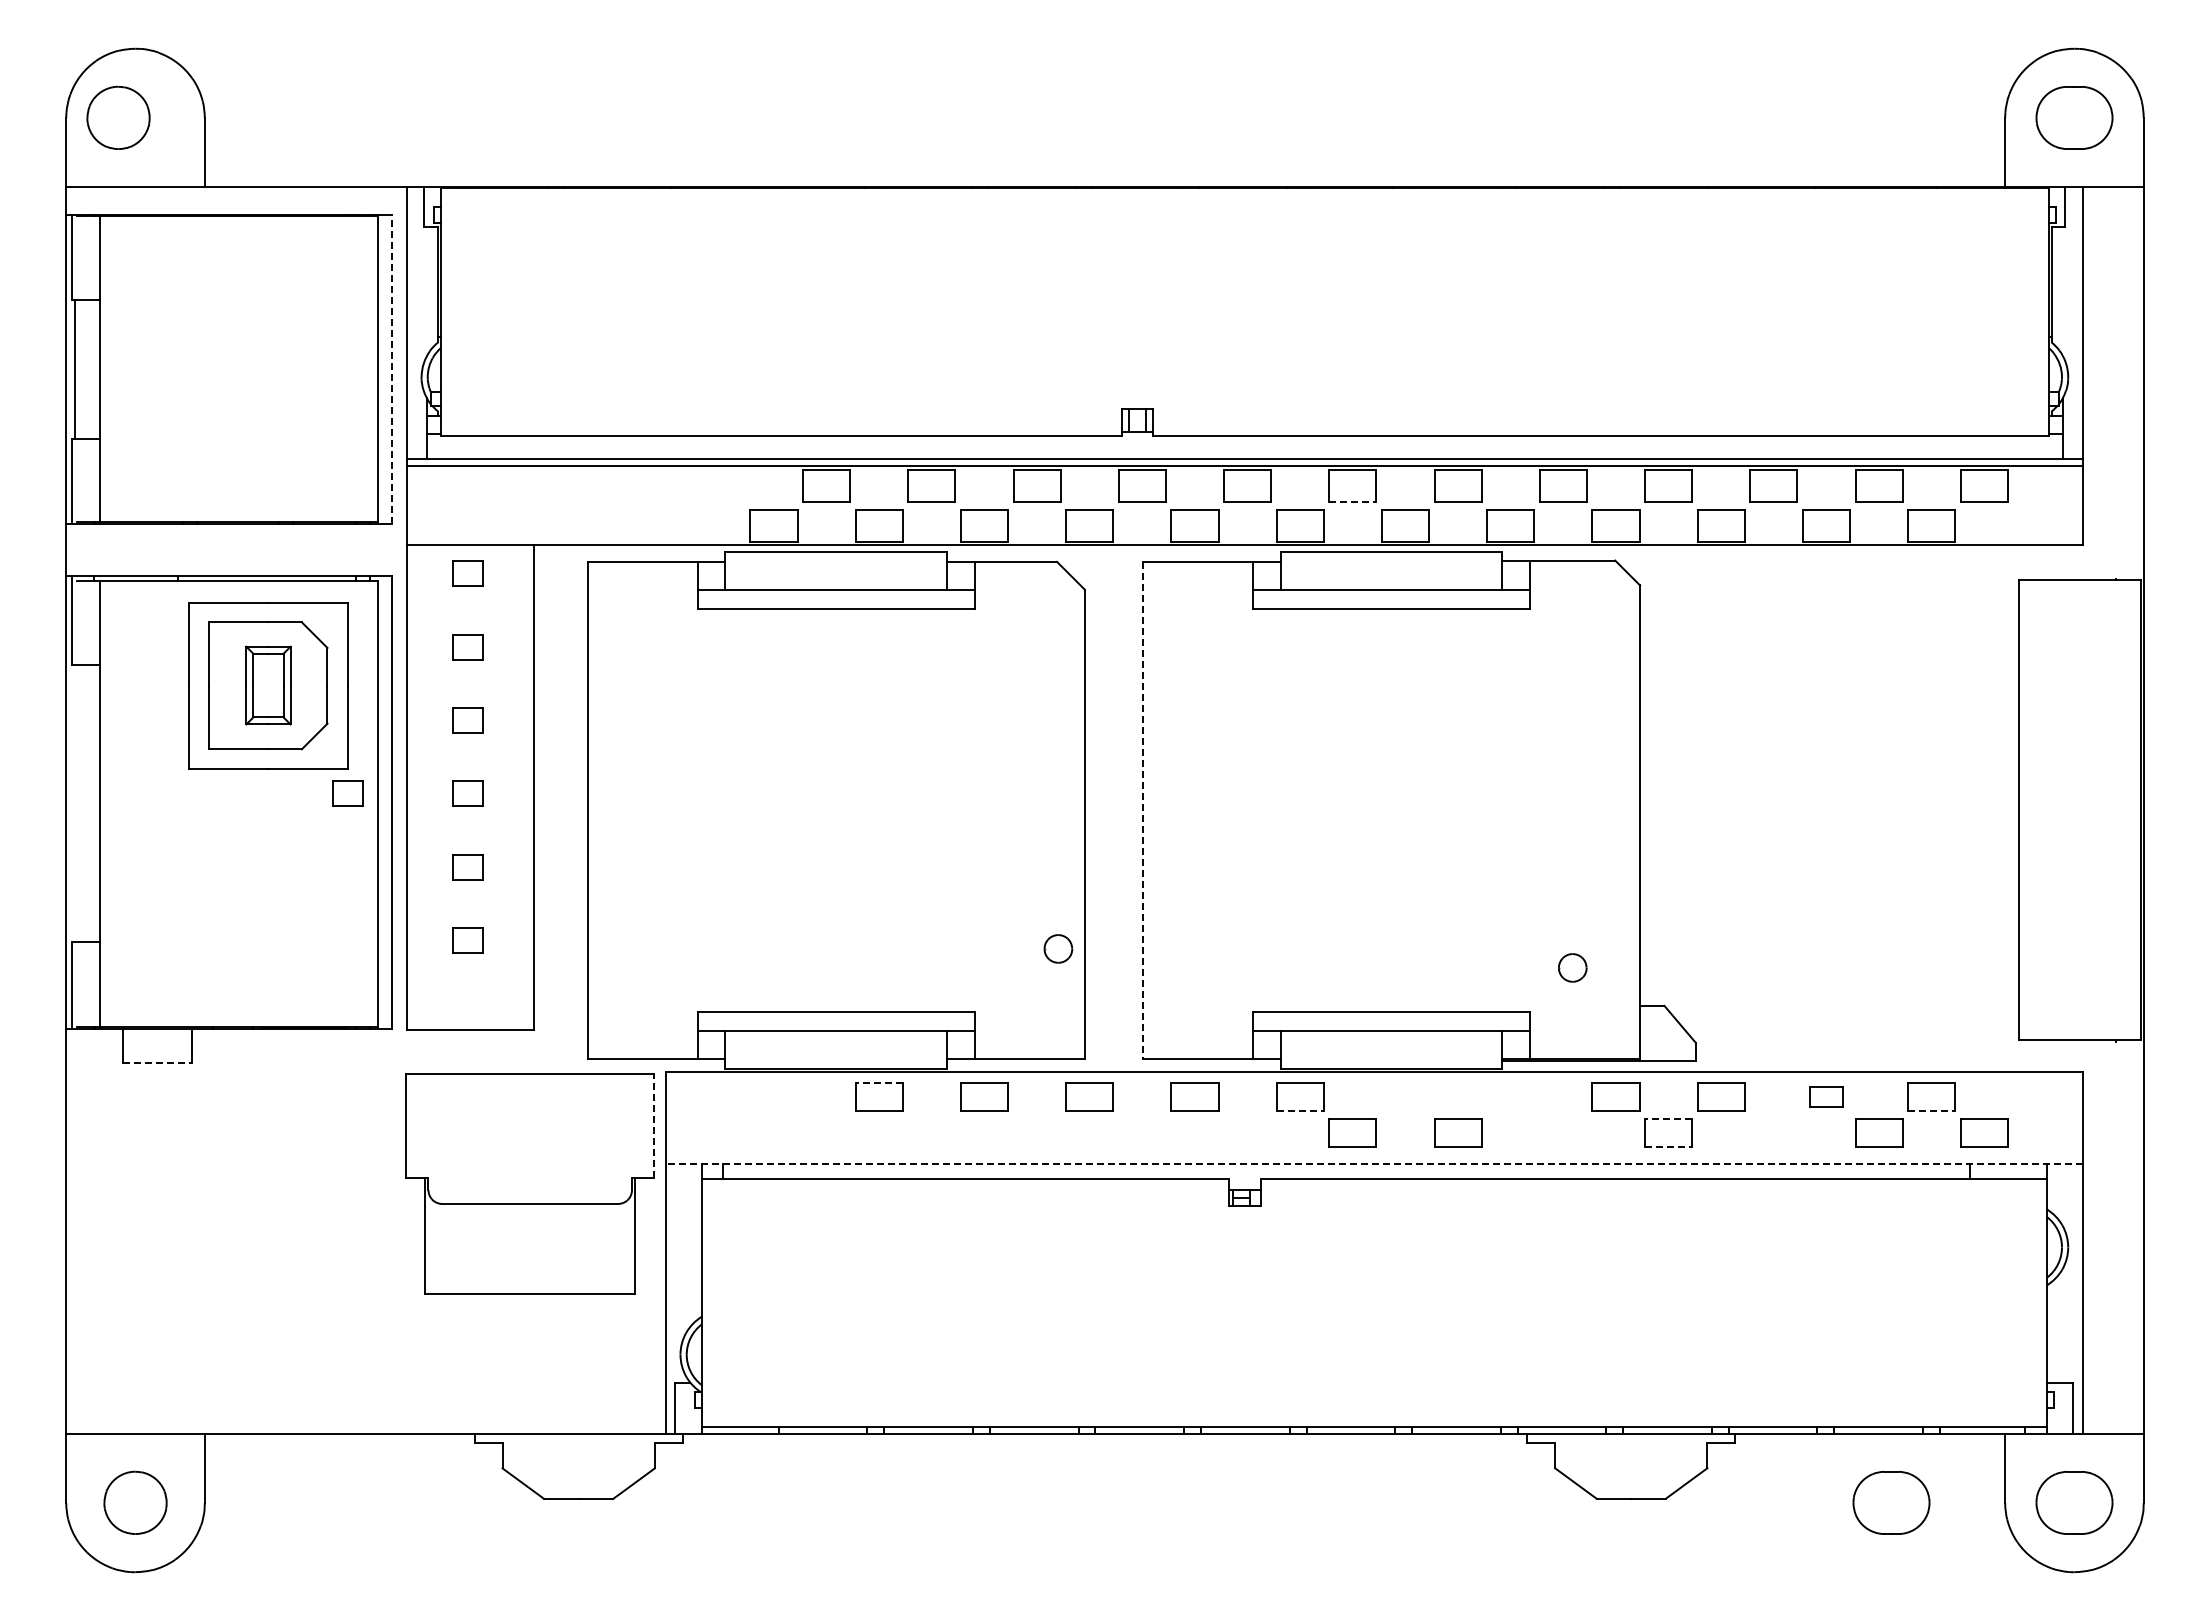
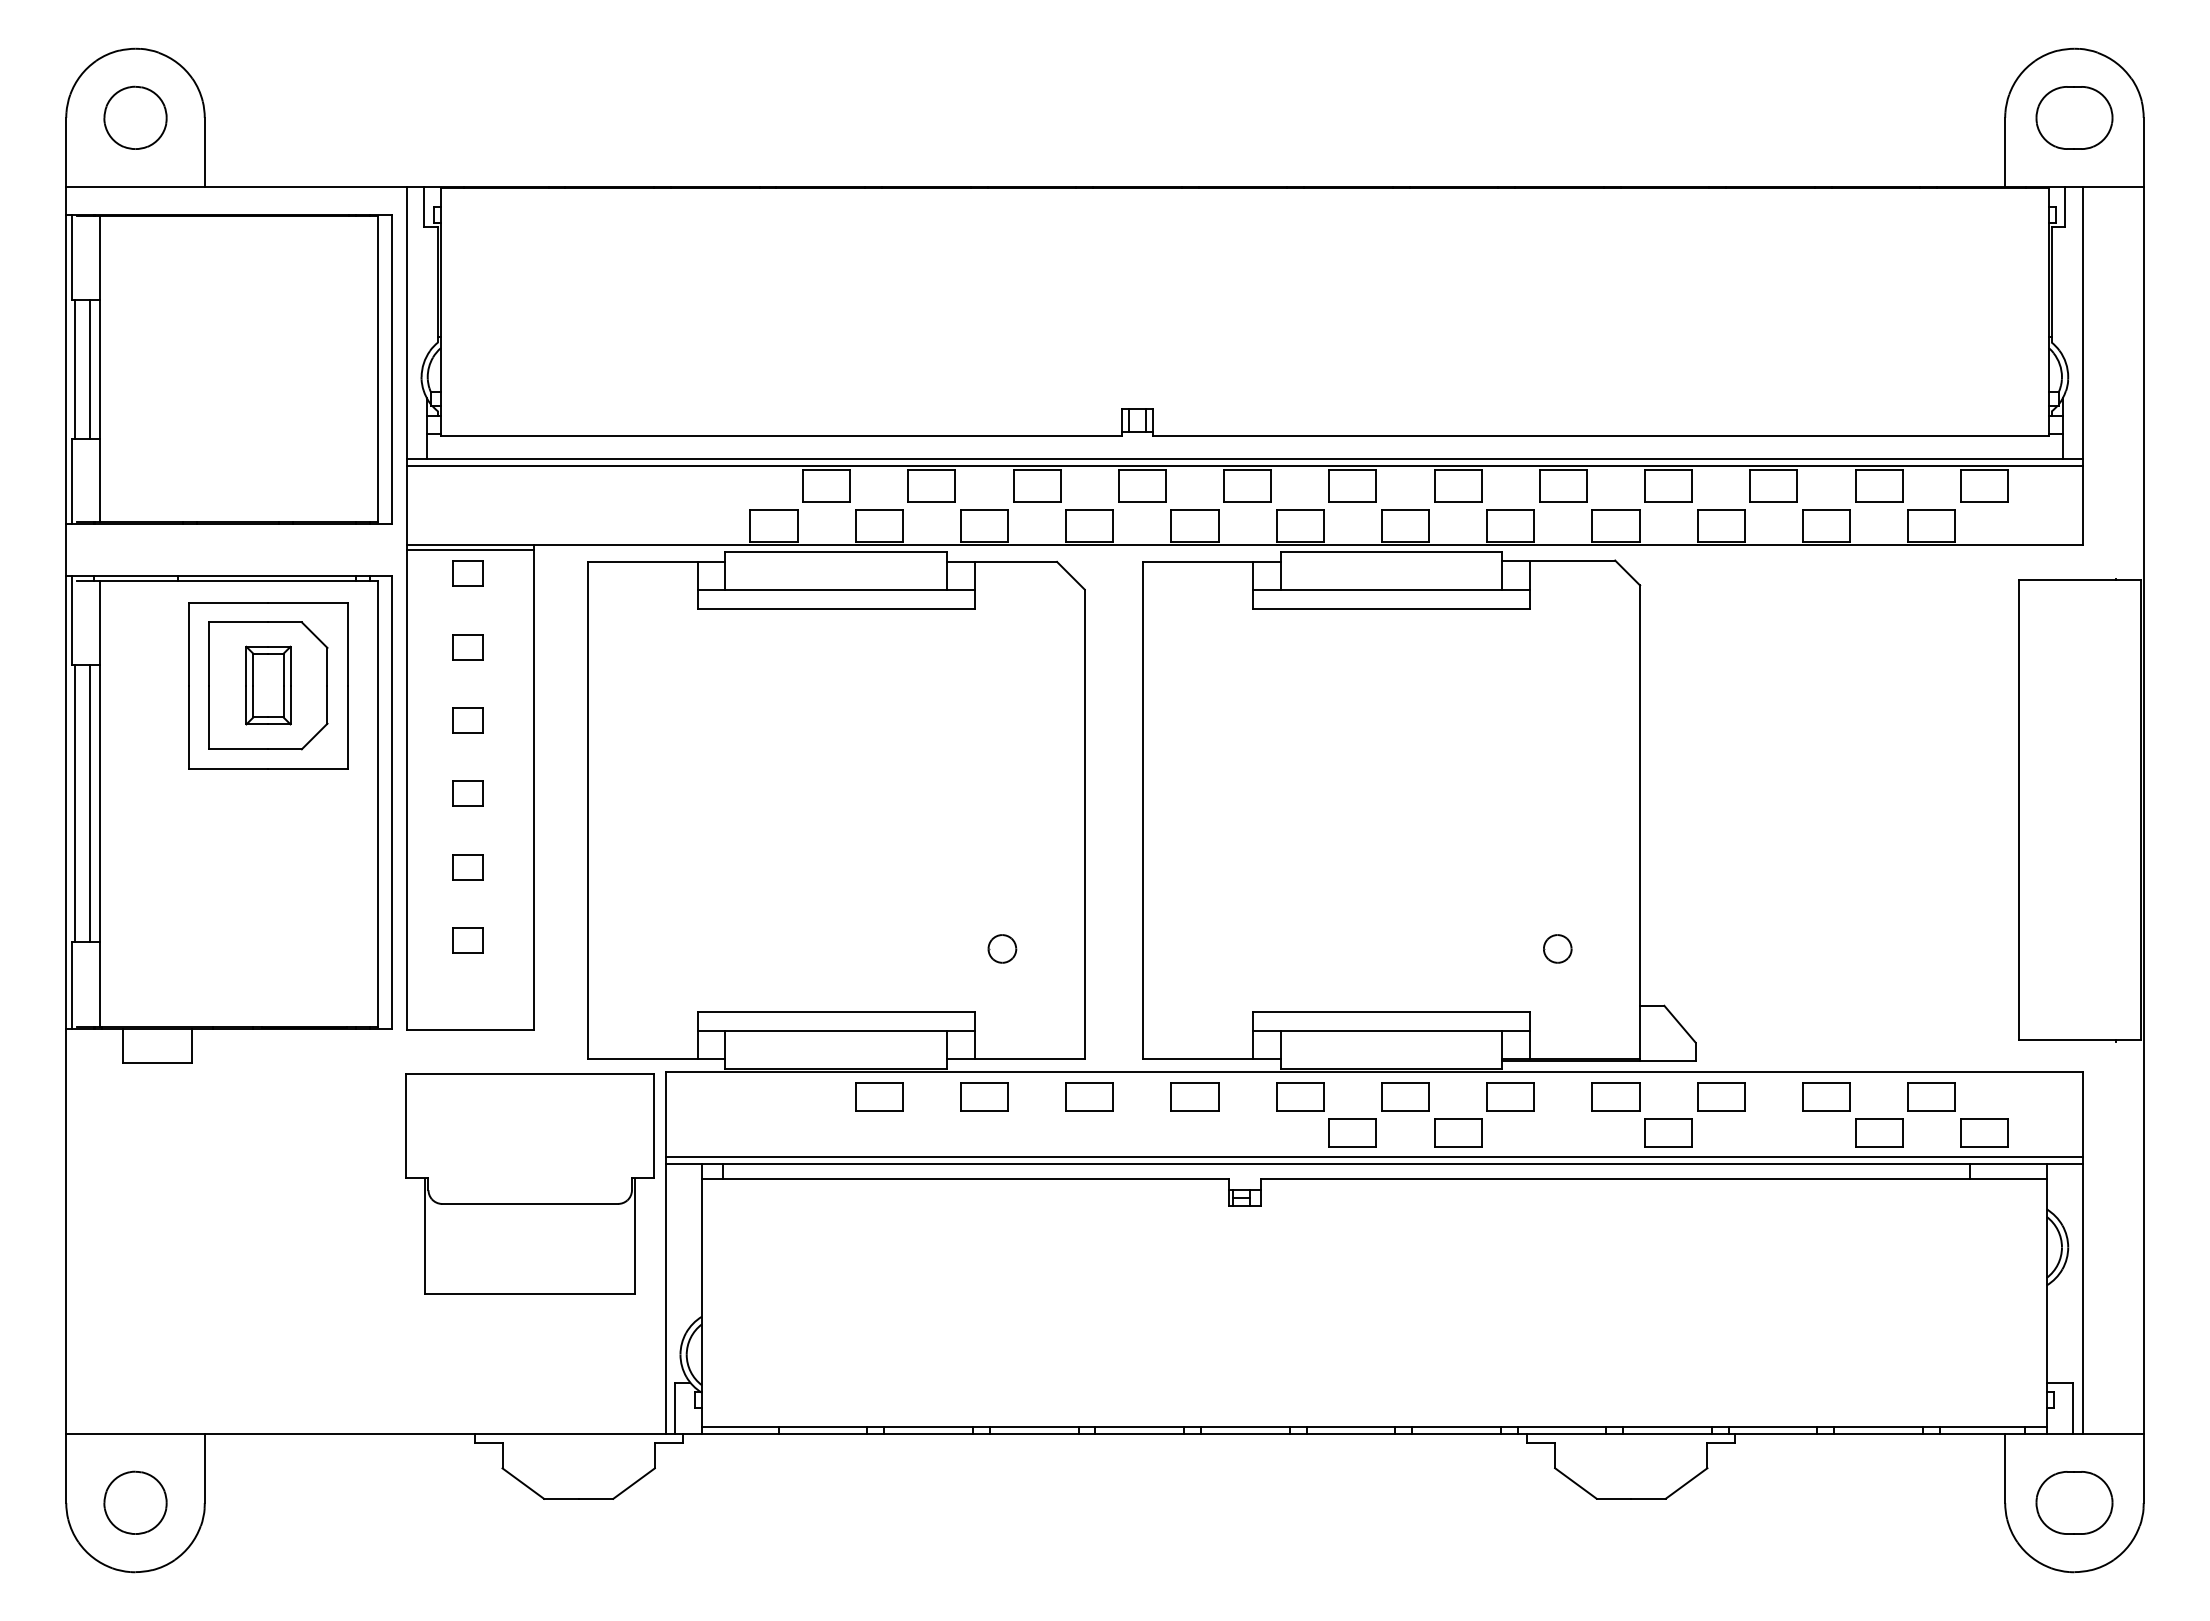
part position: (118, 117) -> (135, 117) (135, 117)
line: dashed -> solid (391, 368)
line: none -> present (90, 369)
line: dashed -> solid (1352, 501)
line: none -> present (469, 550)
part: present -> none (347, 793)
line: none -> present (74, 803)
line: none -> present (90, 803)
line: dashed -> solid (1142, 810)
part position: (1058, 948) -> (1002, 948) (1002, 948)
part position: (1572, 967) -> (1557, 948) (1557, 948)
line: dashed -> solid (157, 1062)
line: dashed -> solid (879, 1083)
part: none -> present (1405, 1096)
part: none -> present (1510, 1096)
part size: 35x22 px -> 49x30 px (1826, 1096)
line: dashed -> solid (1300, 1111)
line: dashed -> solid (1931, 1111)
line: dashed -> solid (1668, 1119)
line: dashed -> solid (654, 1125)
line: dashed -> solid (1668, 1147)
line: none -> present (1373, 1156)
line: dashed -> solid (1373, 1163)
part: present -> none (1891, 1502)
